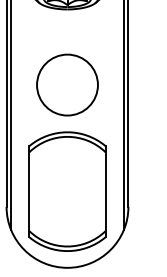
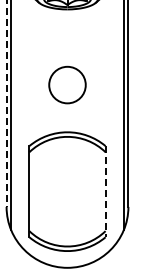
circle diameter: 61 px -> 37 px (67, 84)
line: solid -> dashed (6, 103)
line: solid -> dashed (105, 191)
